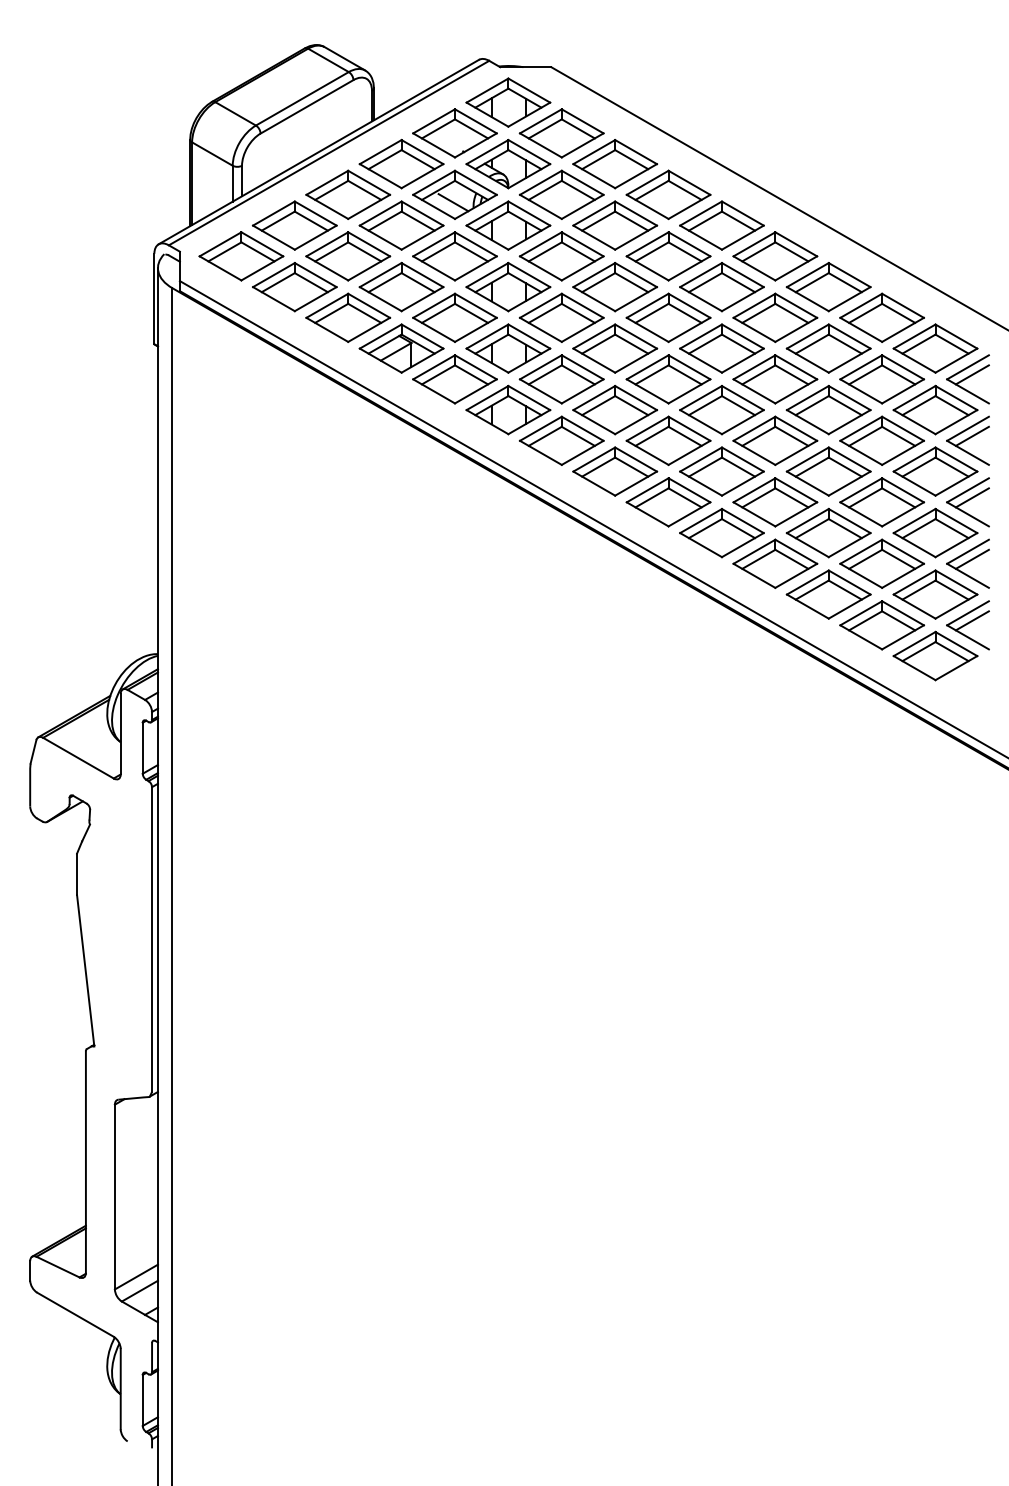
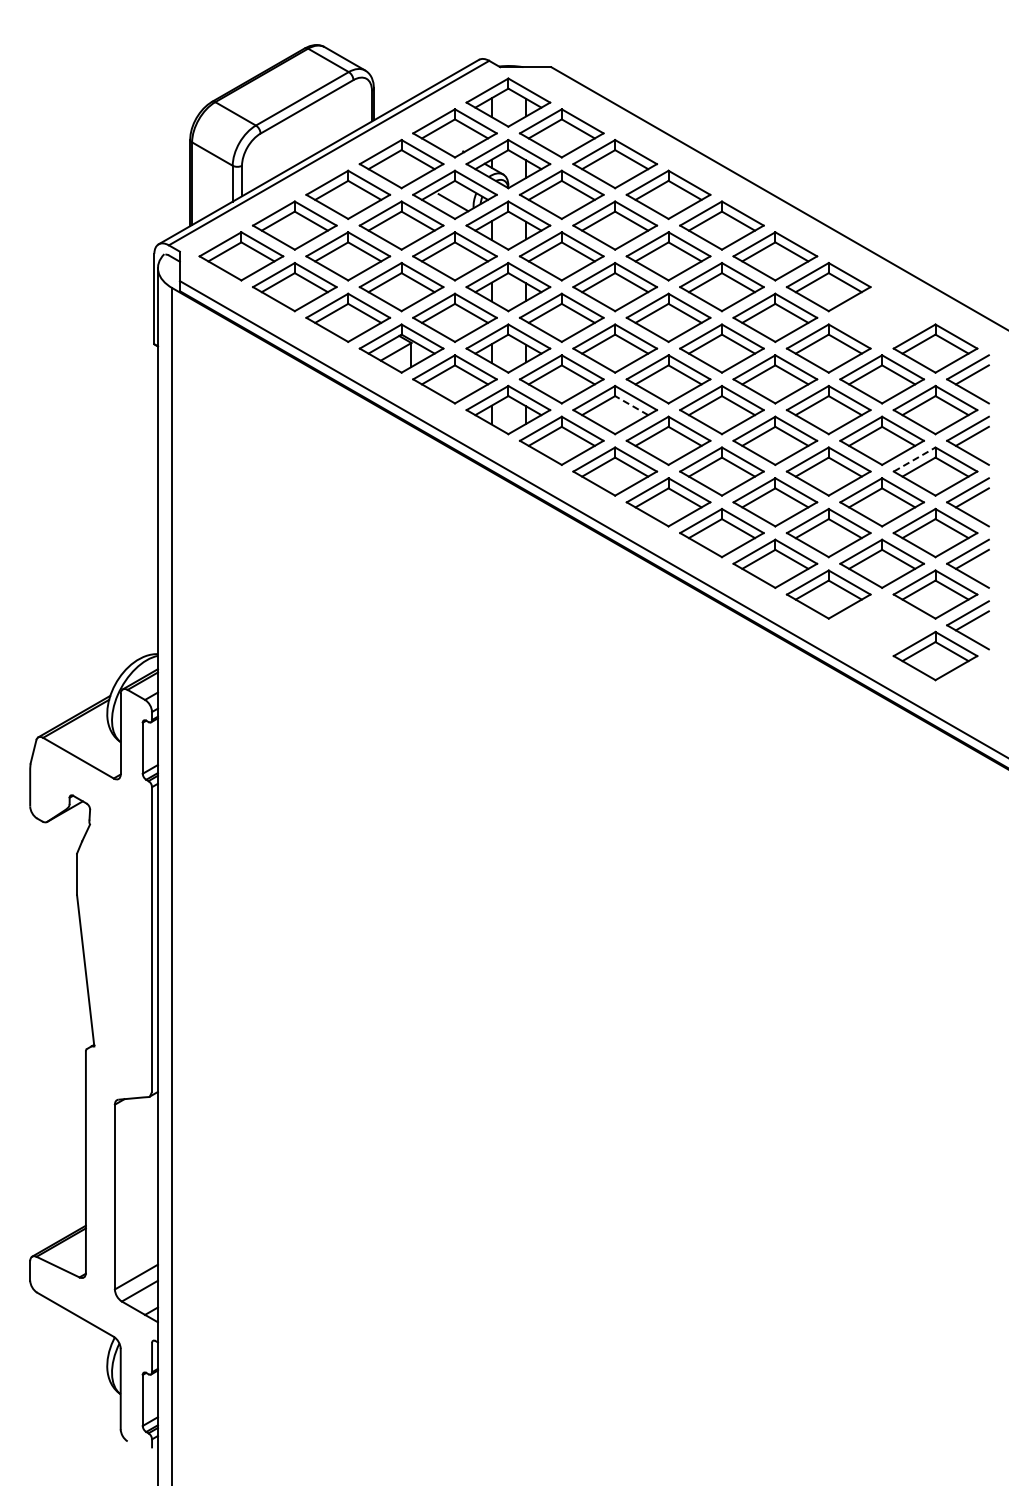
part: present -> none (881, 317)
line: solid -> dashed (631, 405)
line: solid -> dashed (915, 459)
part: present -> none (882, 625)
